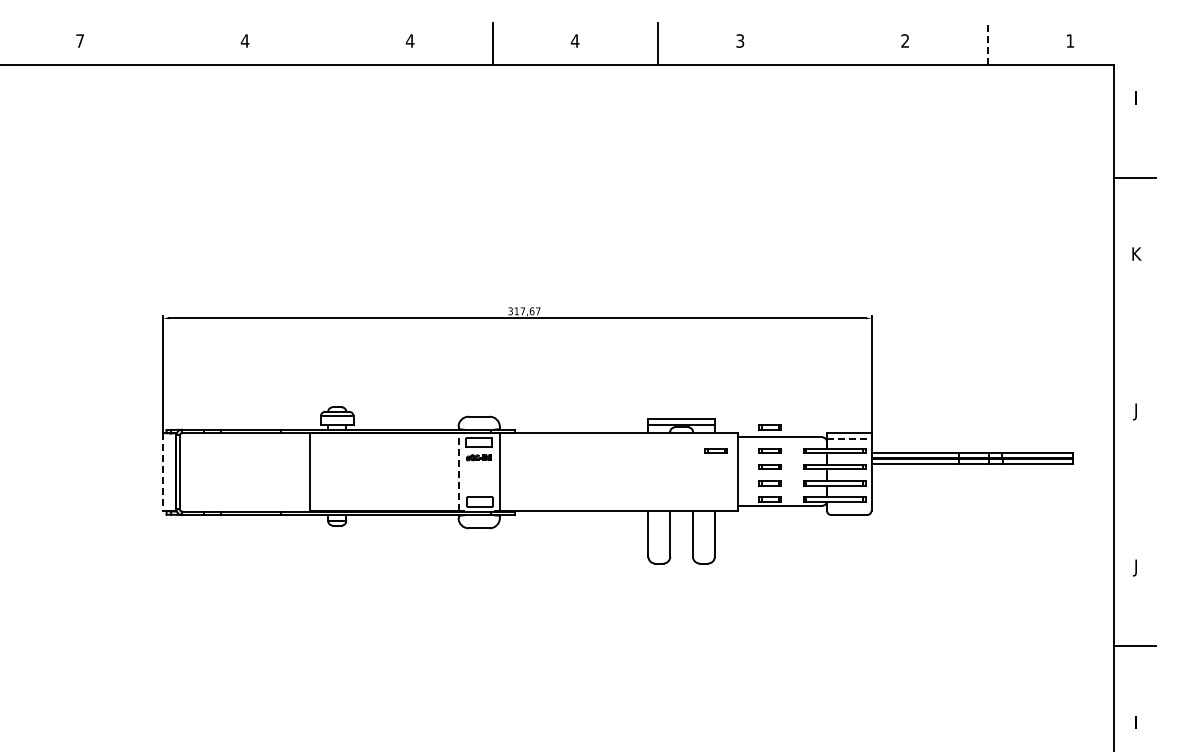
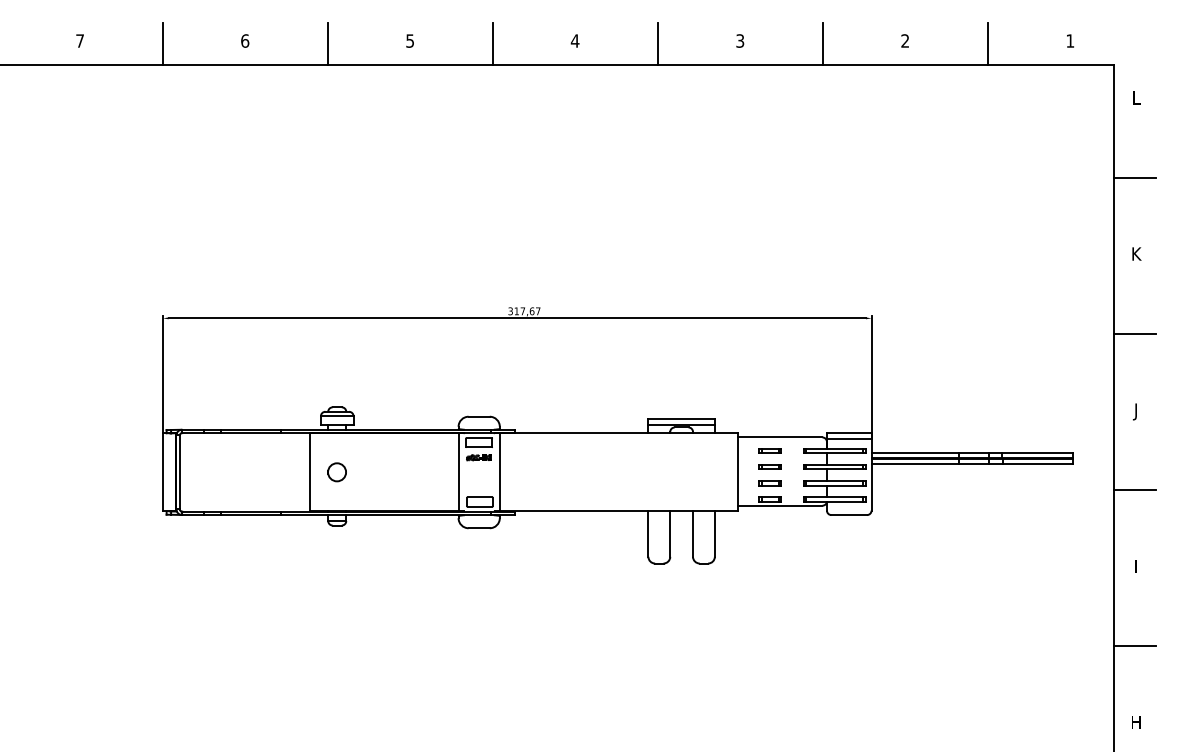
text: 4 -> 6 (244, 40)
text: 4 -> 5 (409, 40)
line: none -> present (162, 43)
line: none -> present (327, 43)
line: none -> present (822, 43)
line: dashed -> solid (987, 43)
text: I -> L (1136, 97)
line: none -> present (1134, 333)
part: present -> none (769, 427)
line: dashed -> solid (849, 439)
part: present -> none (715, 450)
line: dashed -> solid (163, 472)
circle: none -> present (336, 472)
line: dashed -> solid (458, 472)
line: none -> present (1134, 489)
text: J -> I (1134, 567)
text: I -> H (1136, 722)
